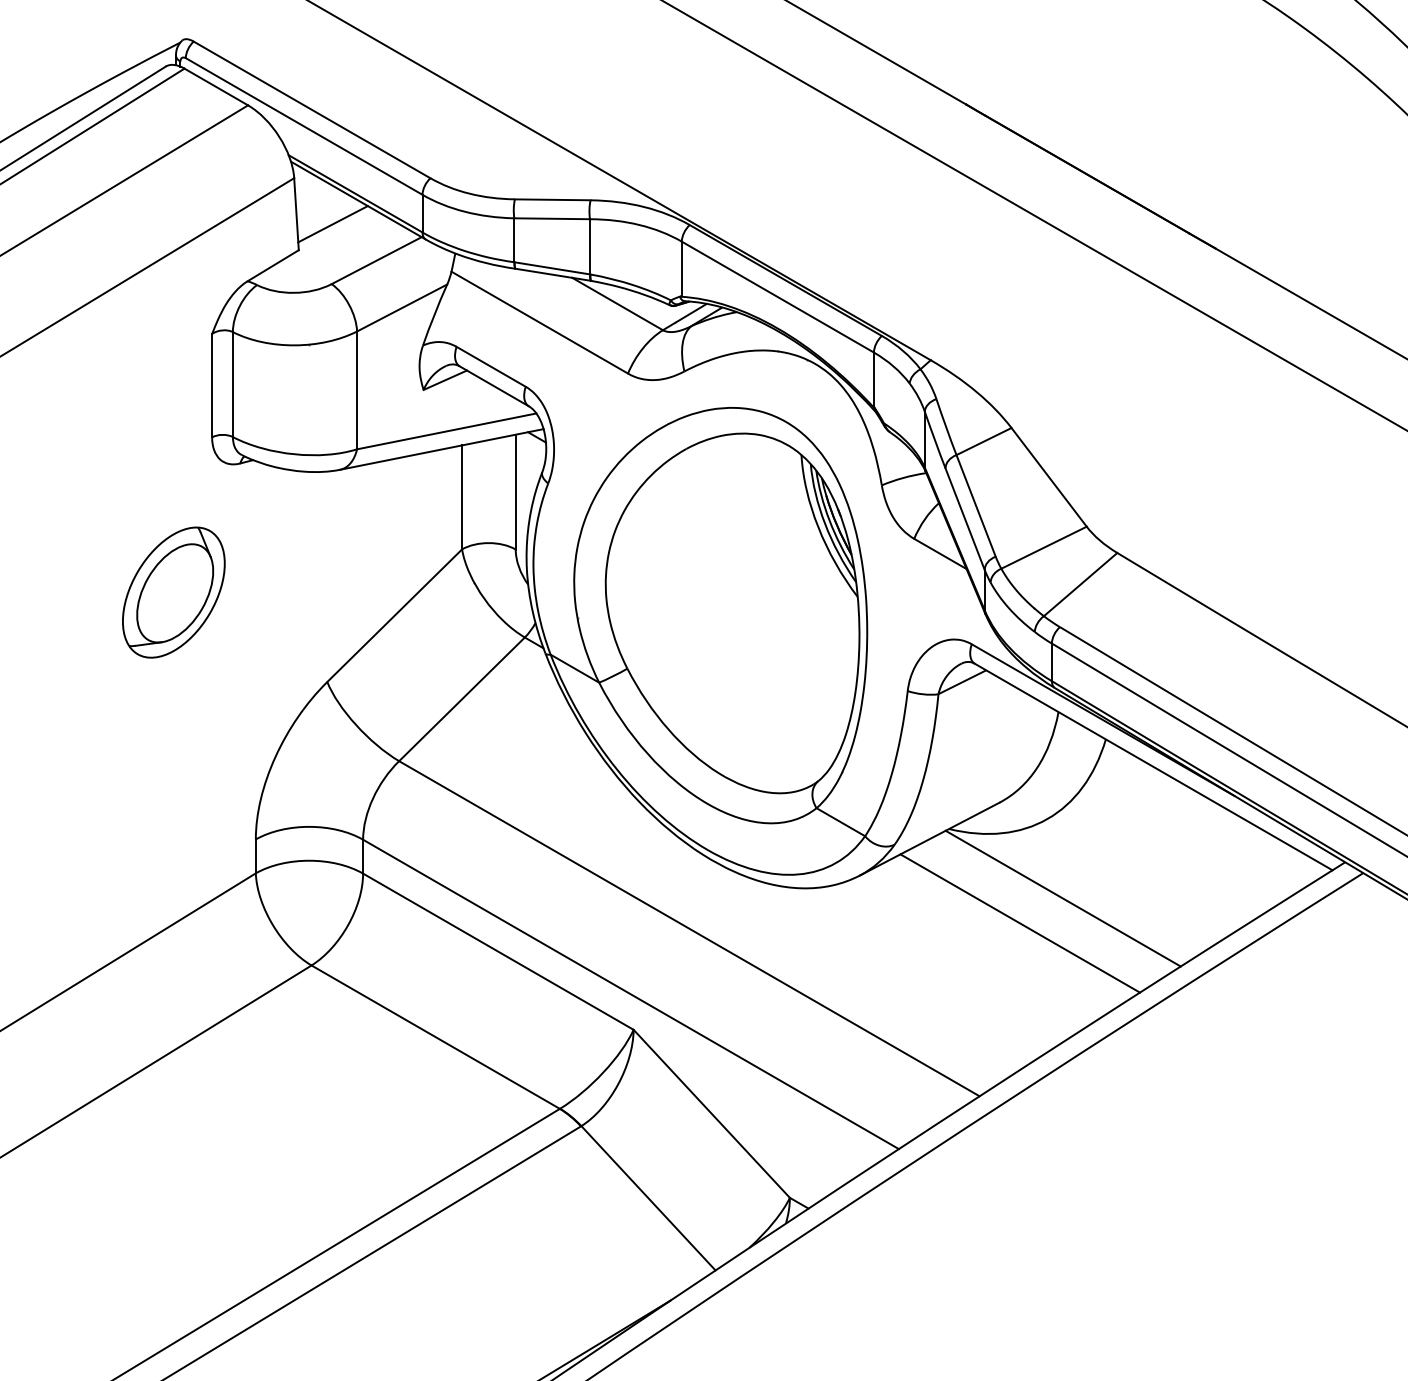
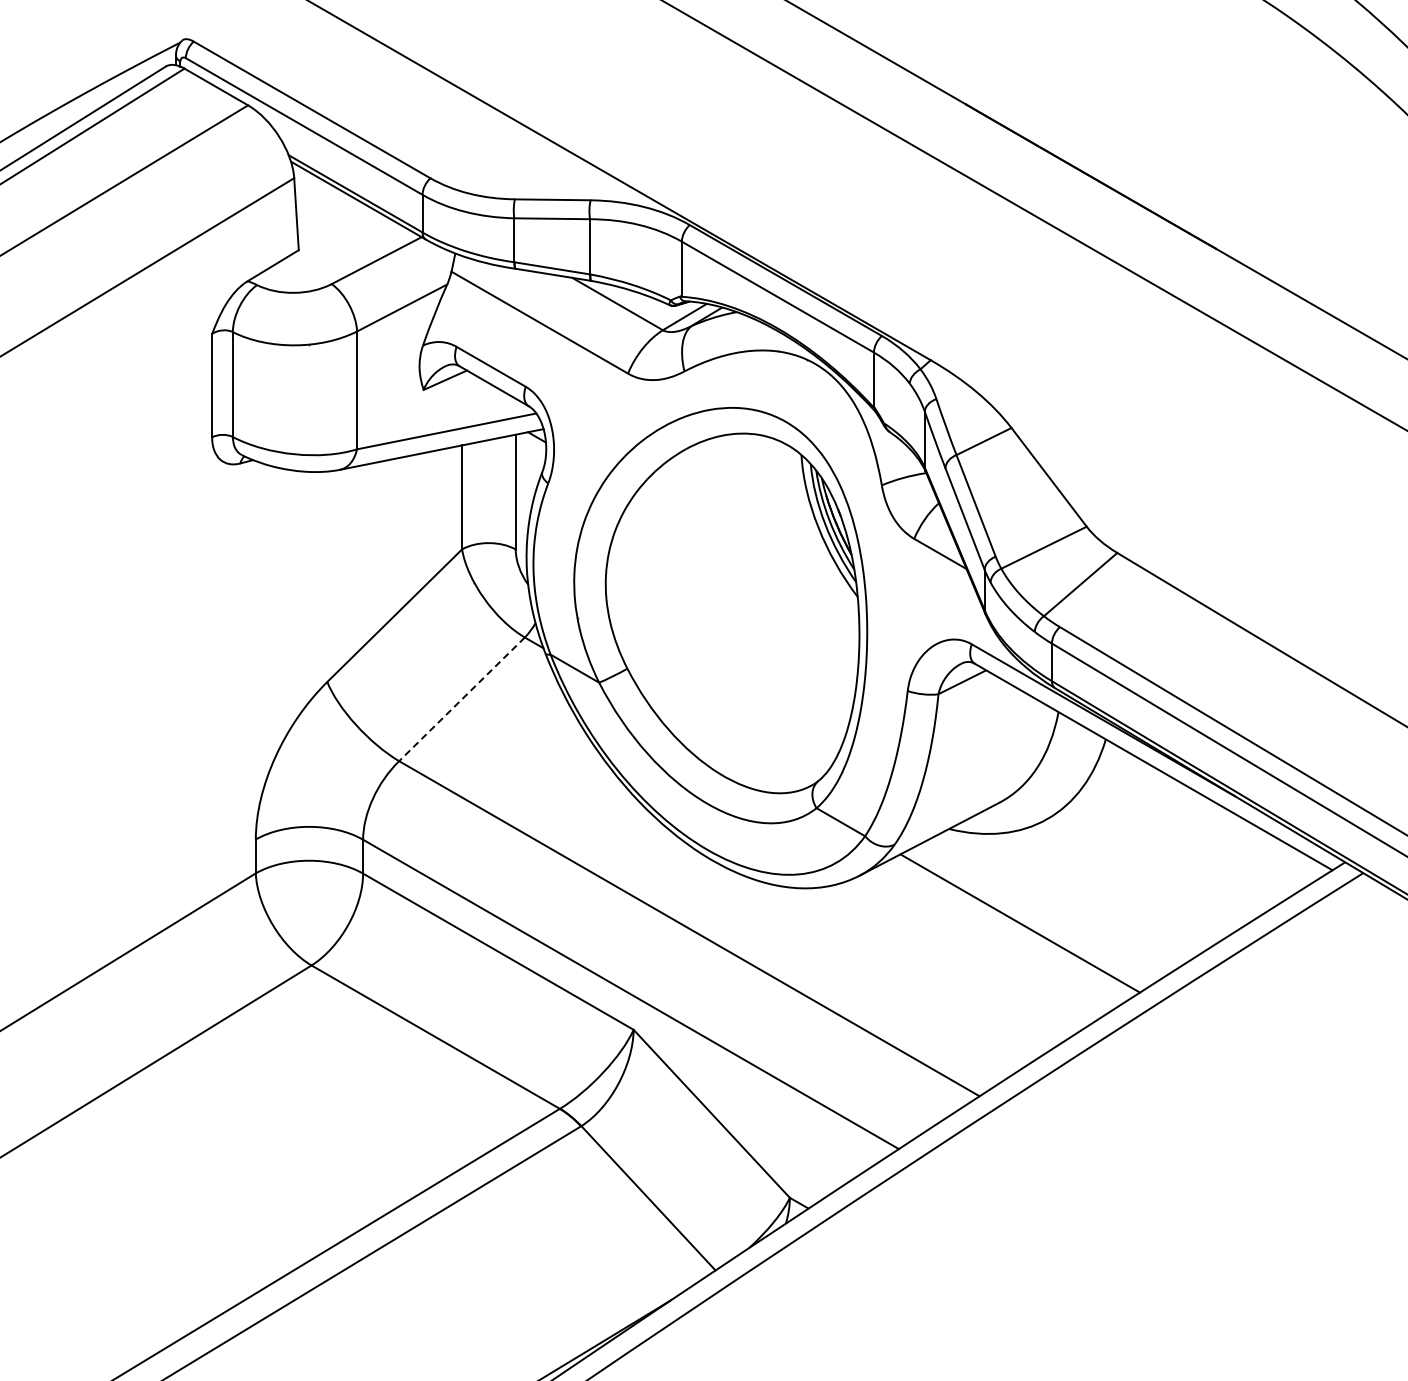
line: present -> none (332, 224)
part: present -> none (173, 592)
line: solid -> dashed (461, 699)
line: present -> none (1062, 898)
